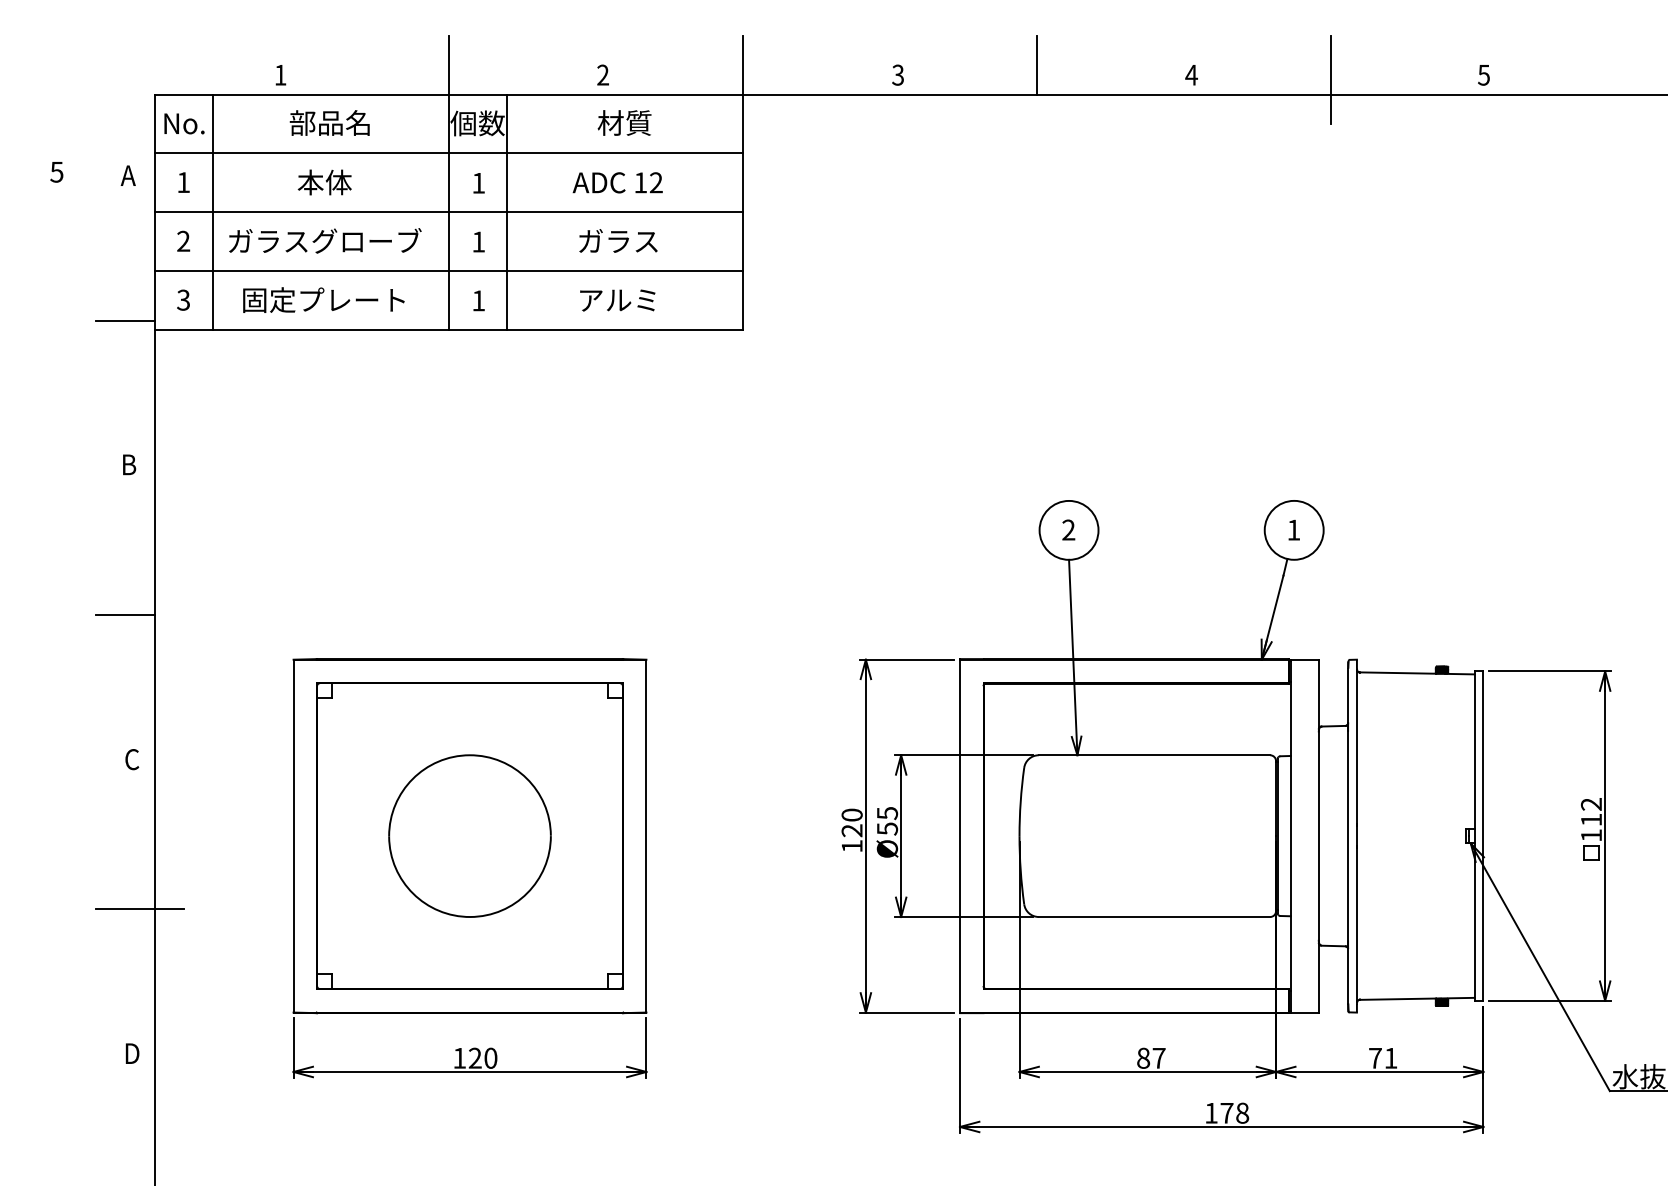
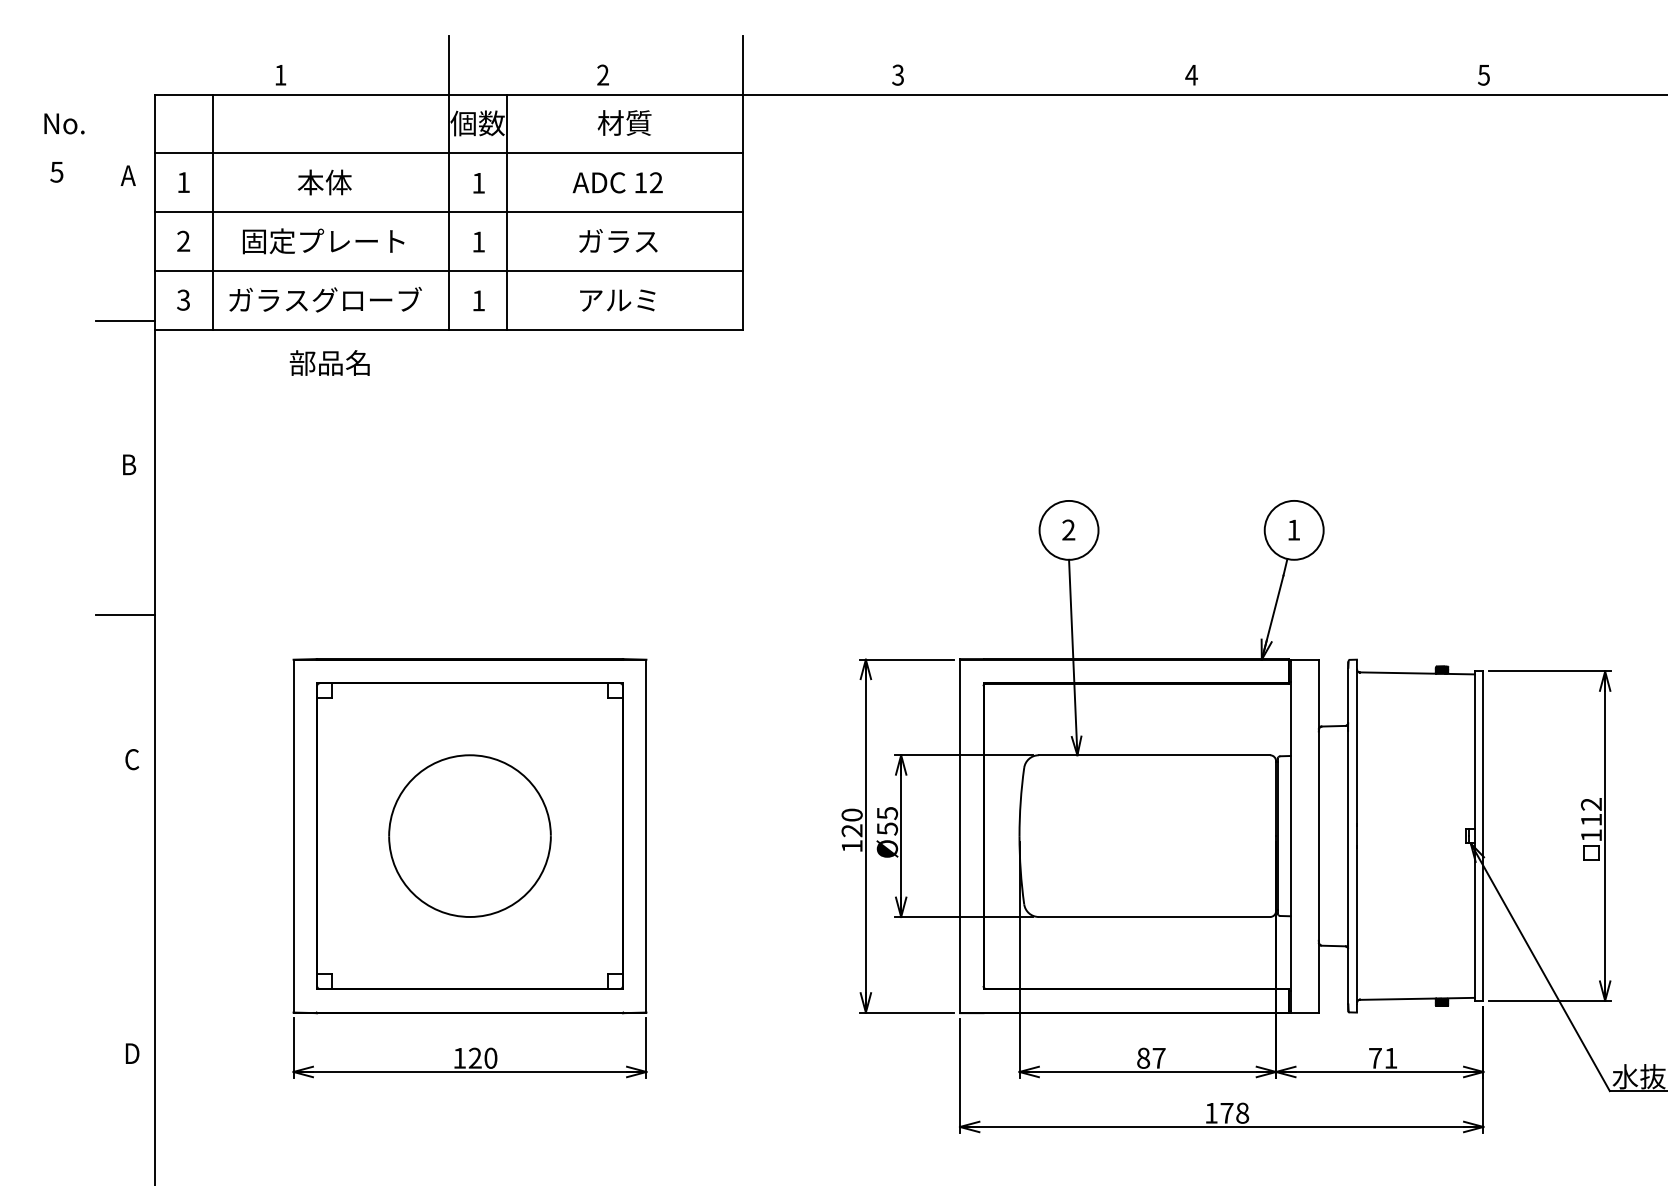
line: present -> none (1036, 64)
line: present -> none (1330, 79)
text position: (329, 122) -> (329, 362) (329, 362)
text position: (184, 123) -> (64, 123) (64, 123)
text: ガラスグローブ -> 固定プレート (325, 241)
text: 固定プレート -> ガラスグローブ (325, 299)
line: present -> none (139, 909)
